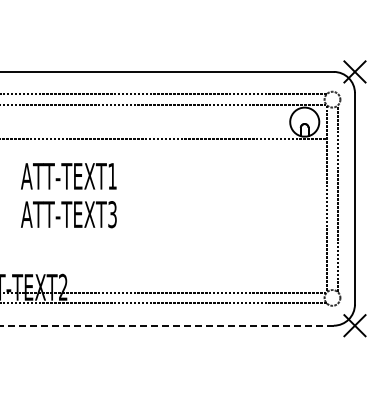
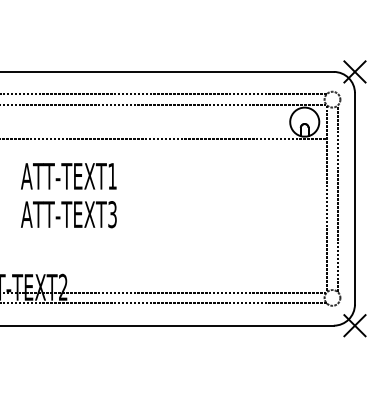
line: dashed -> solid (166, 325)
